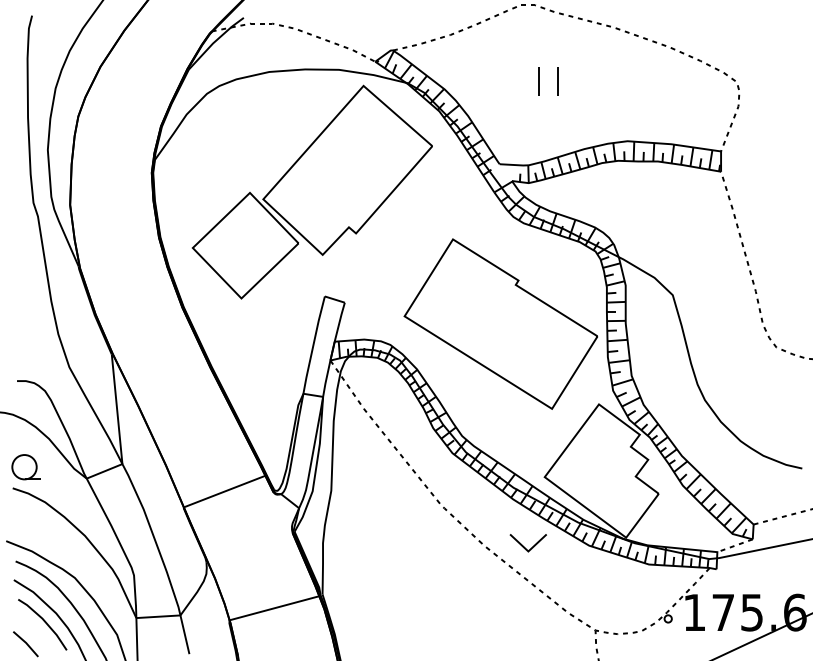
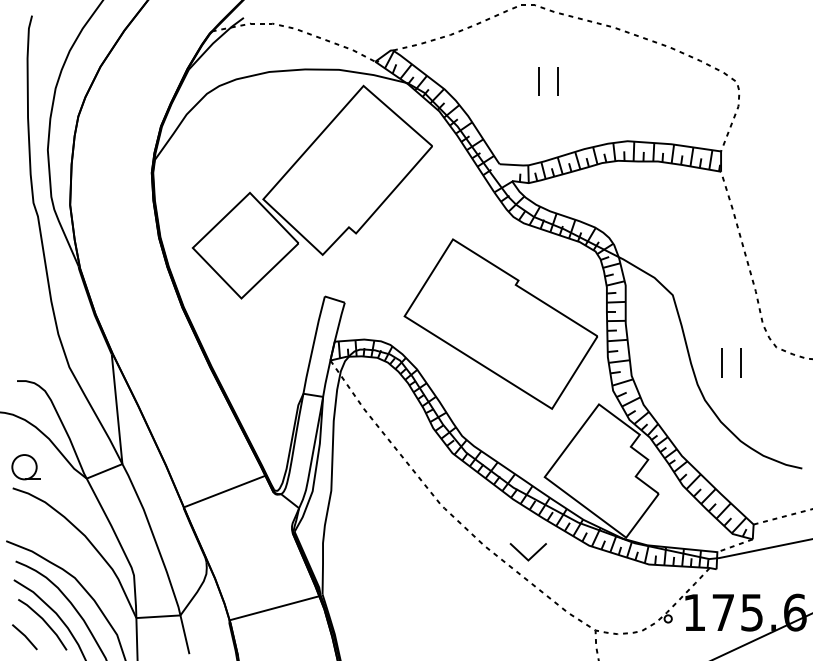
part: none -> present (722, 362)
part position: (527, 543) -> (527, 552) (527, 552)
line position: (25, 643) -> (24, 636) (24, 636)
